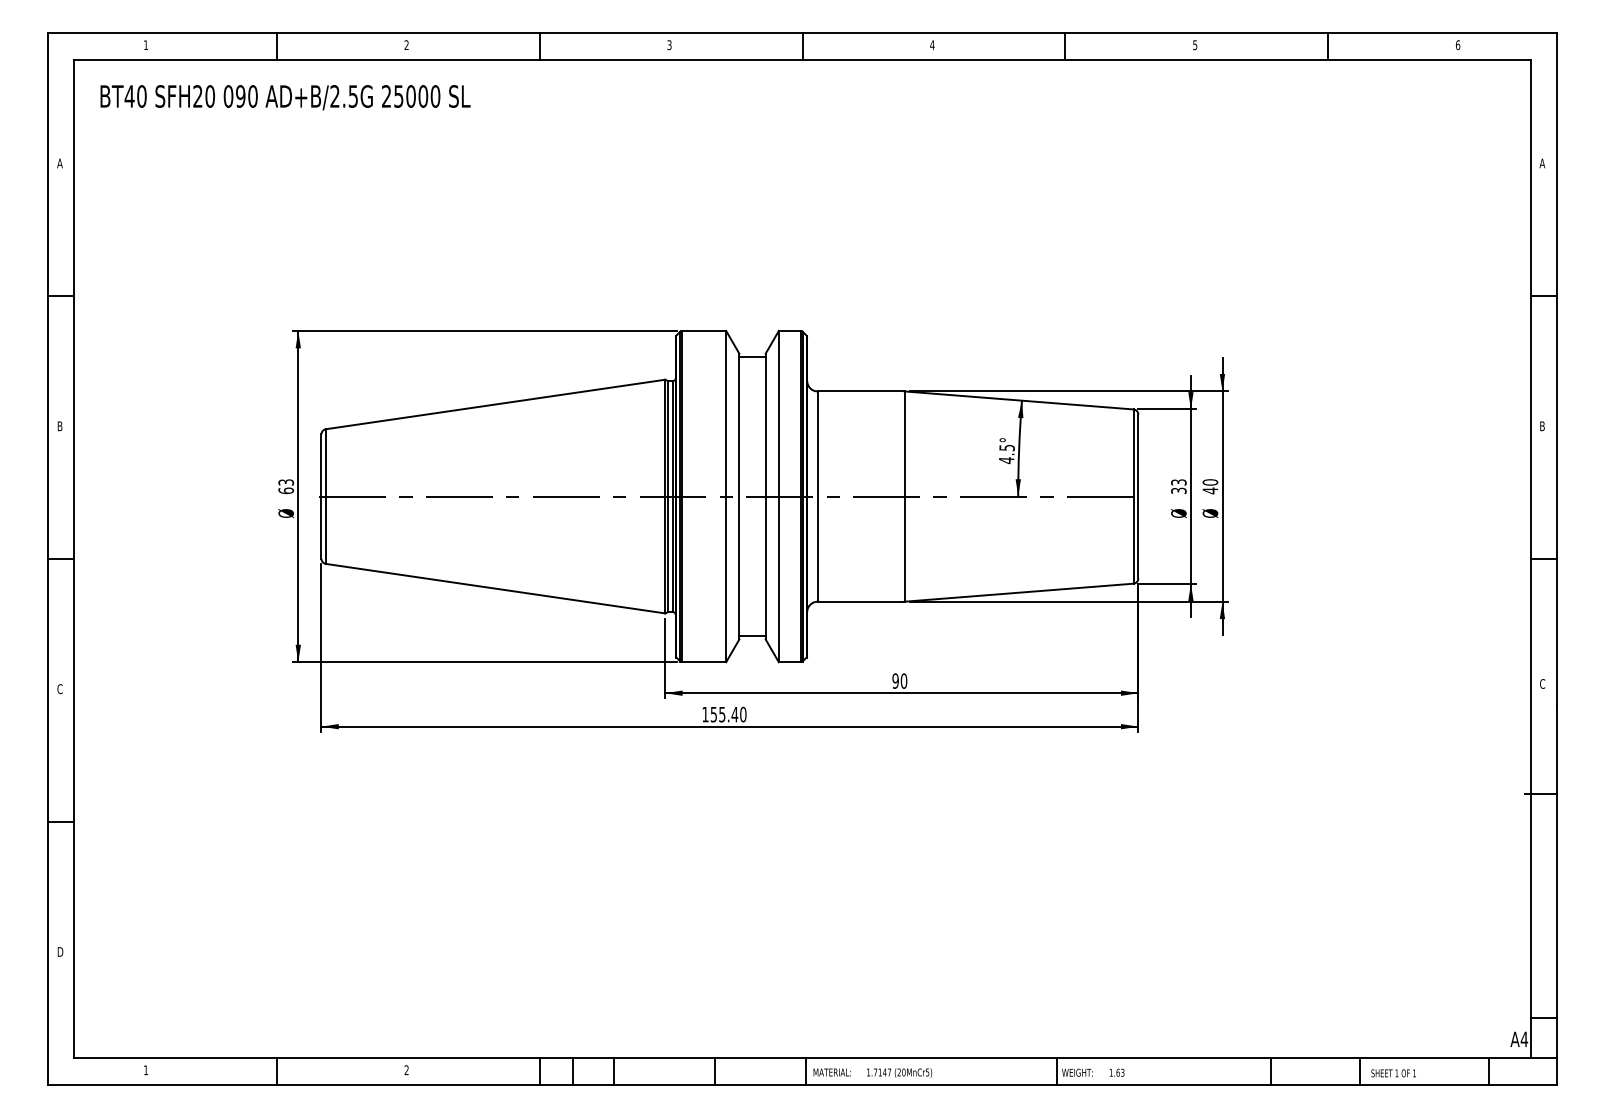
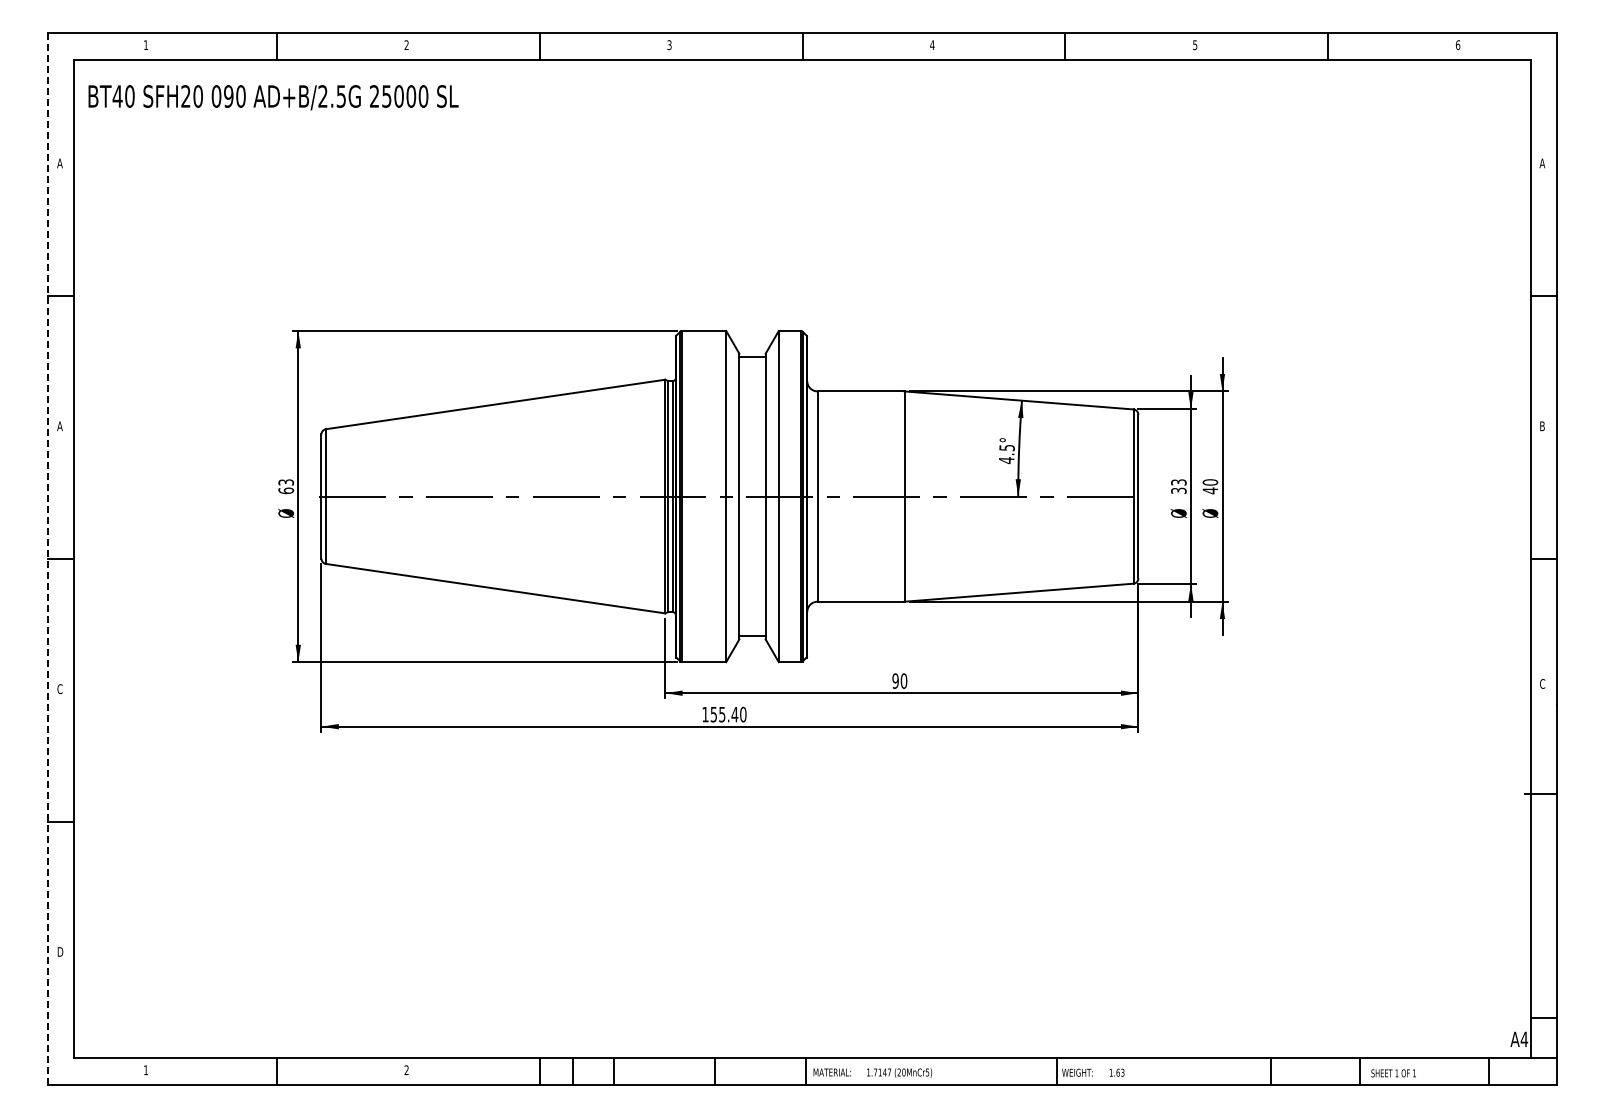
text position: (285, 97) -> (273, 97) (273, 97)
text: B -> A (59, 426)
line: solid -> dashed (48, 559)
